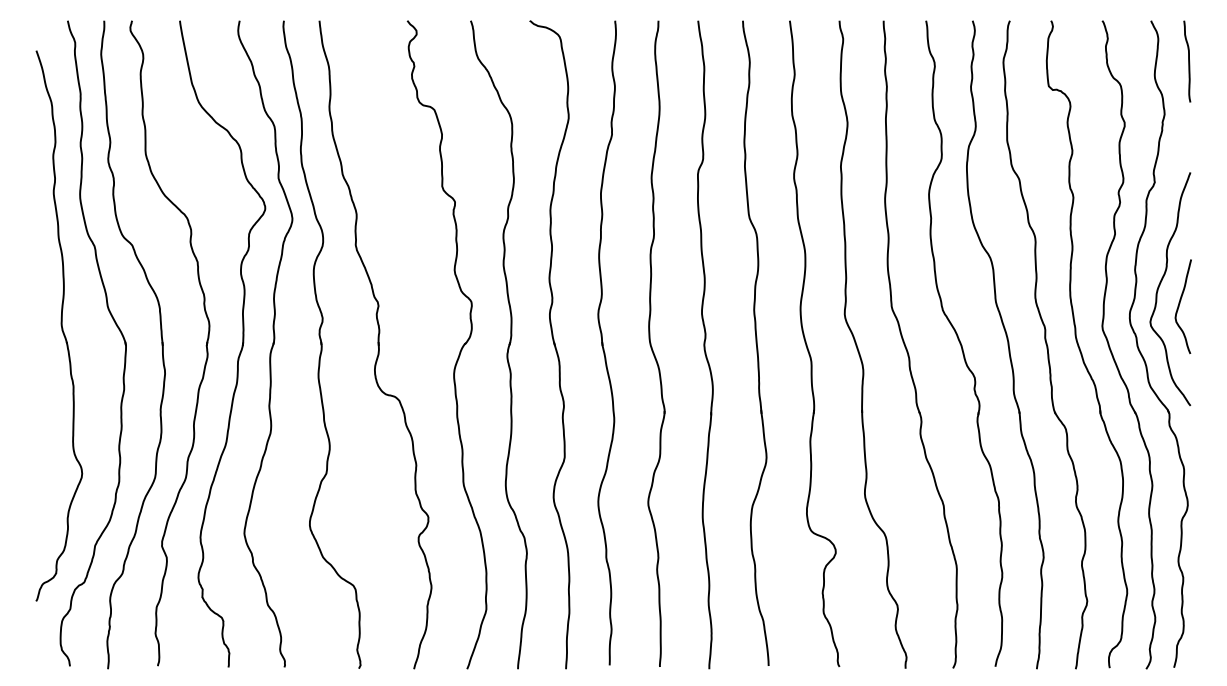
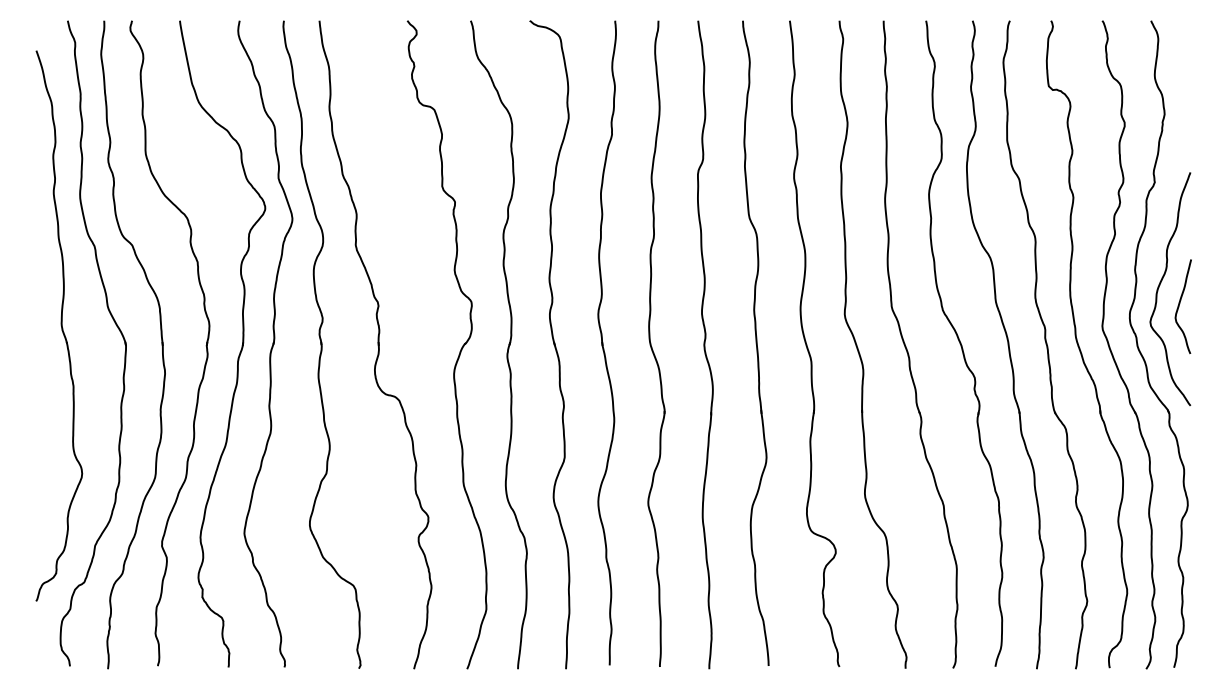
curve: present -> none (1188, 61)
